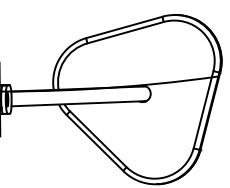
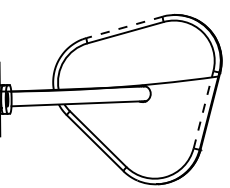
line: solid -> dashed (124, 27)
line: solid -> dashed (203, 109)
